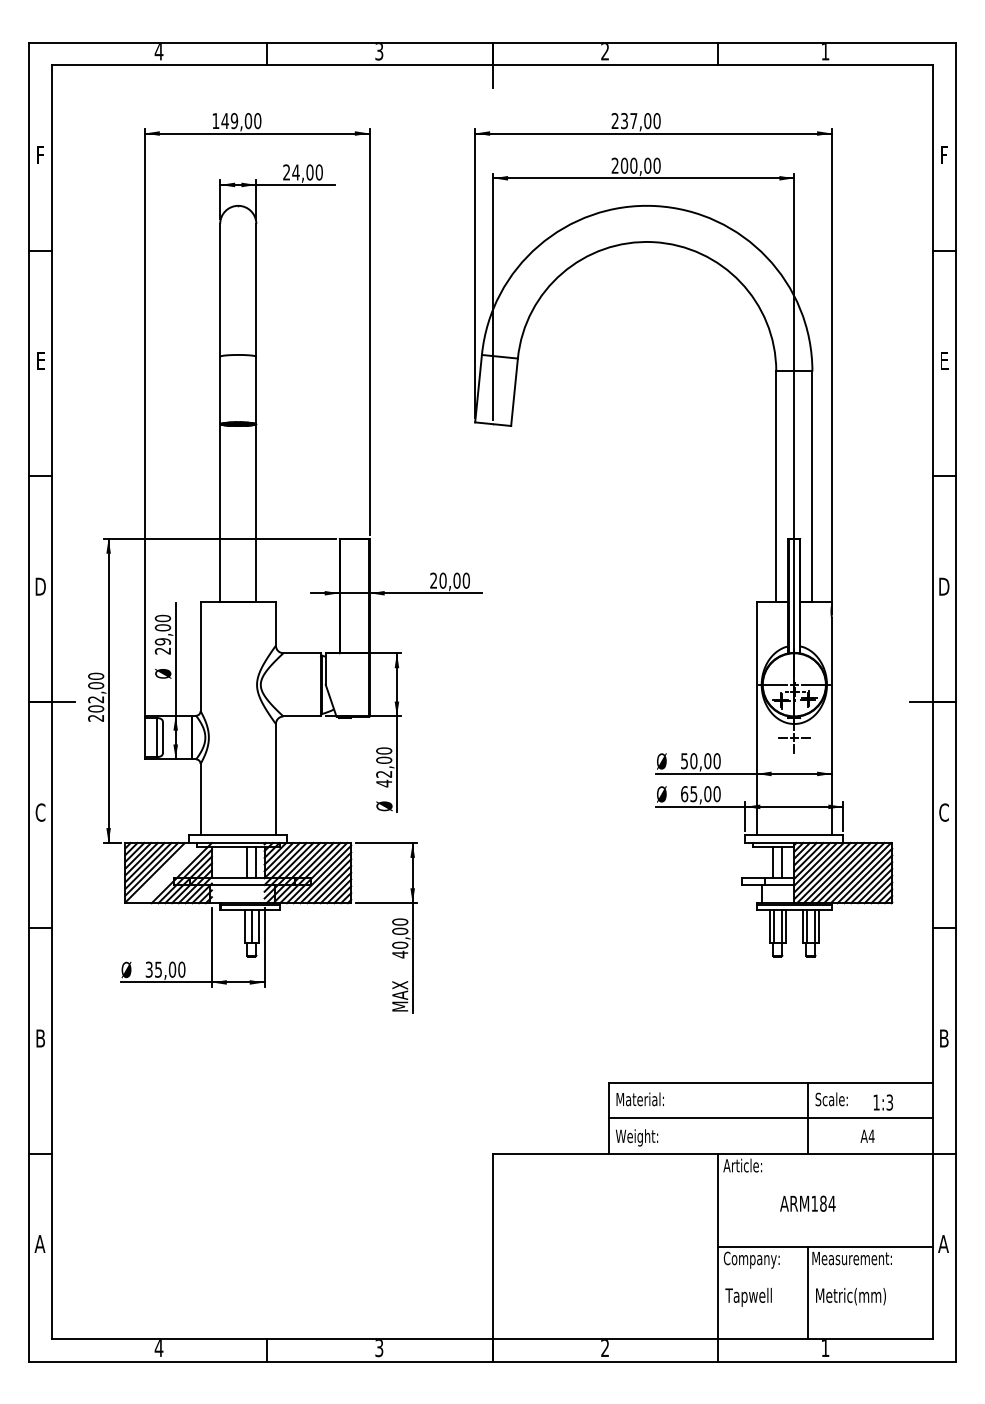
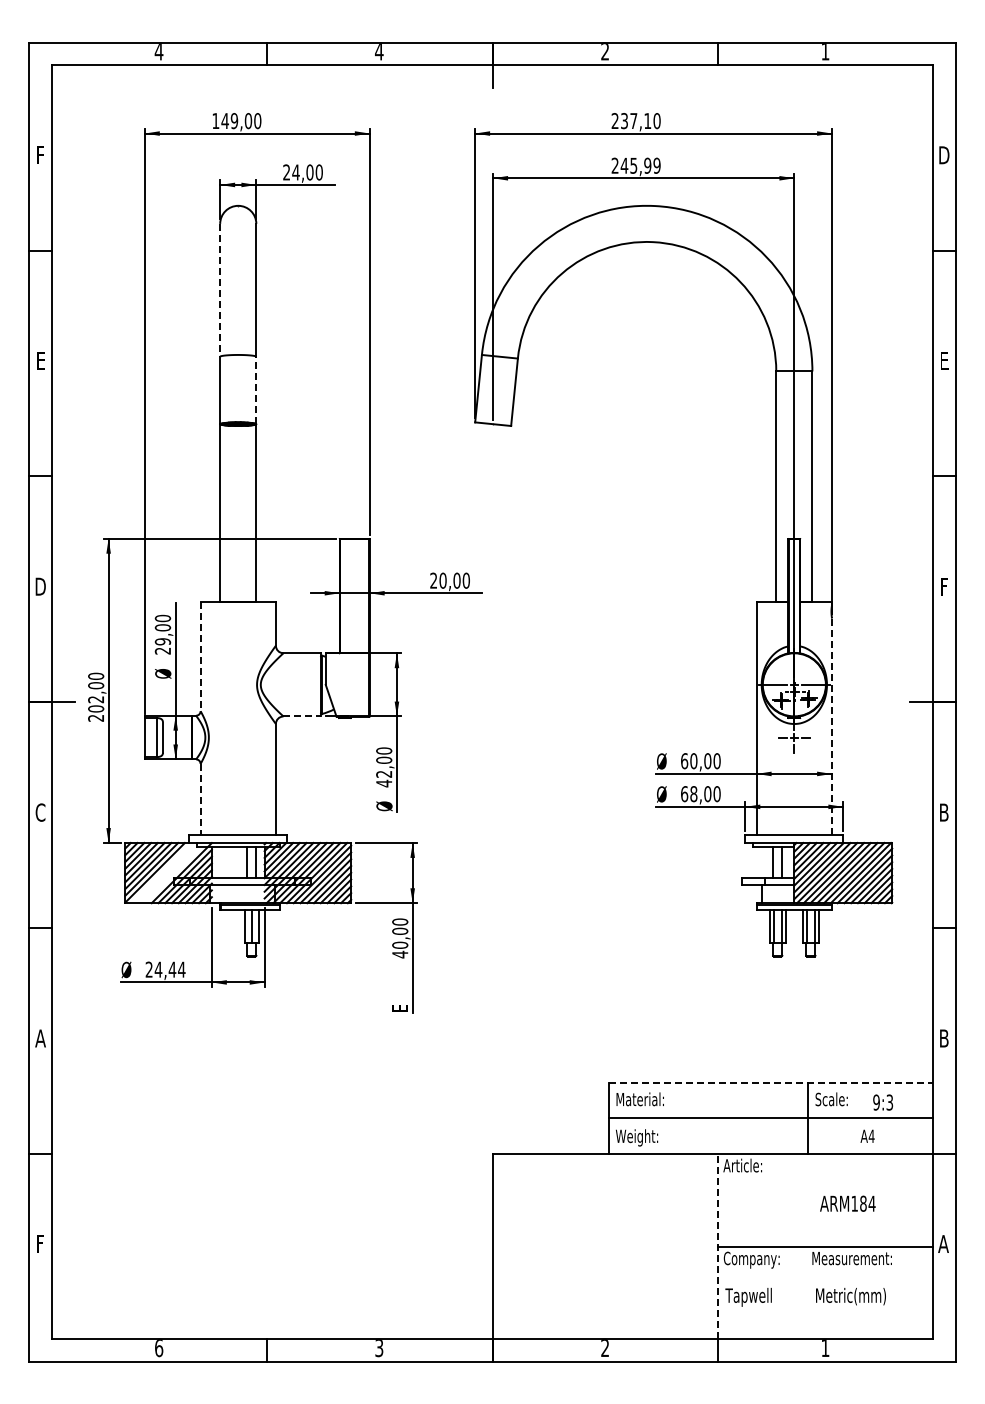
text: 3 -> 4 (379, 52)
text: 237,00 -> 237,10 (647, 121)
text: F -> D (944, 155)
text: 200,00 -> 245,99 (640, 165)
line: solid -> dashed (220, 290)
line: solid -> dashed (256, 390)
text: D -> F (944, 586)
line: solid -> dashed (200, 656)
line: solid -> dashed (302, 716)
line: solid -> dashed (831, 726)
text: 50,00 -> 60,00 (684, 761)
text: 65,00 -> 68,00 (693, 794)
line: solid -> dashed (200, 799)
text: C -> B (943, 812)
text: 35,00 -> 24,44 (165, 969)
text: MAX -> E (400, 996)
text: B -> A (40, 1038)
line: solid -> dashed (771, 1082)
text: 1:3 -> 9:3 (876, 1102)
text position: (807, 1203) -> (847, 1203) (847, 1203)
text: A -> F (39, 1243)
line: solid -> dashed (718, 1246)
line: present -> none (808, 1292)
text: 4 -> 6 (158, 1348)
